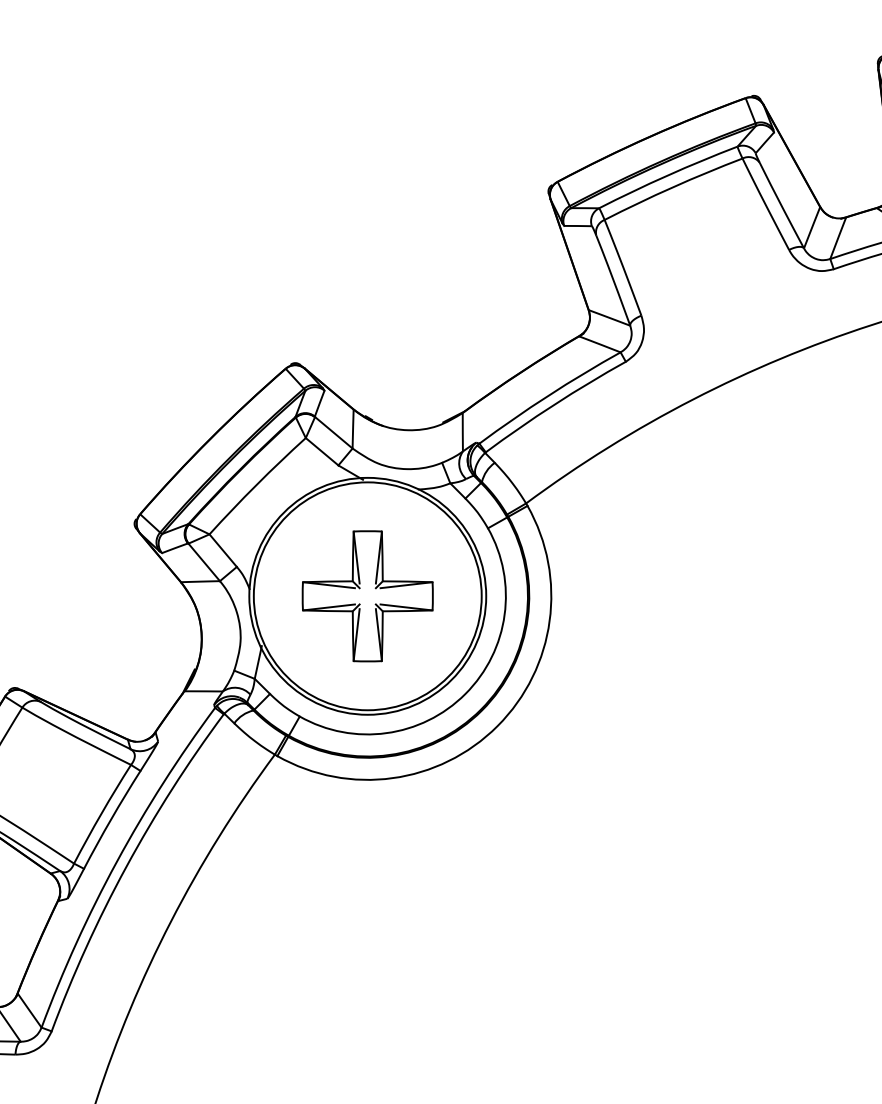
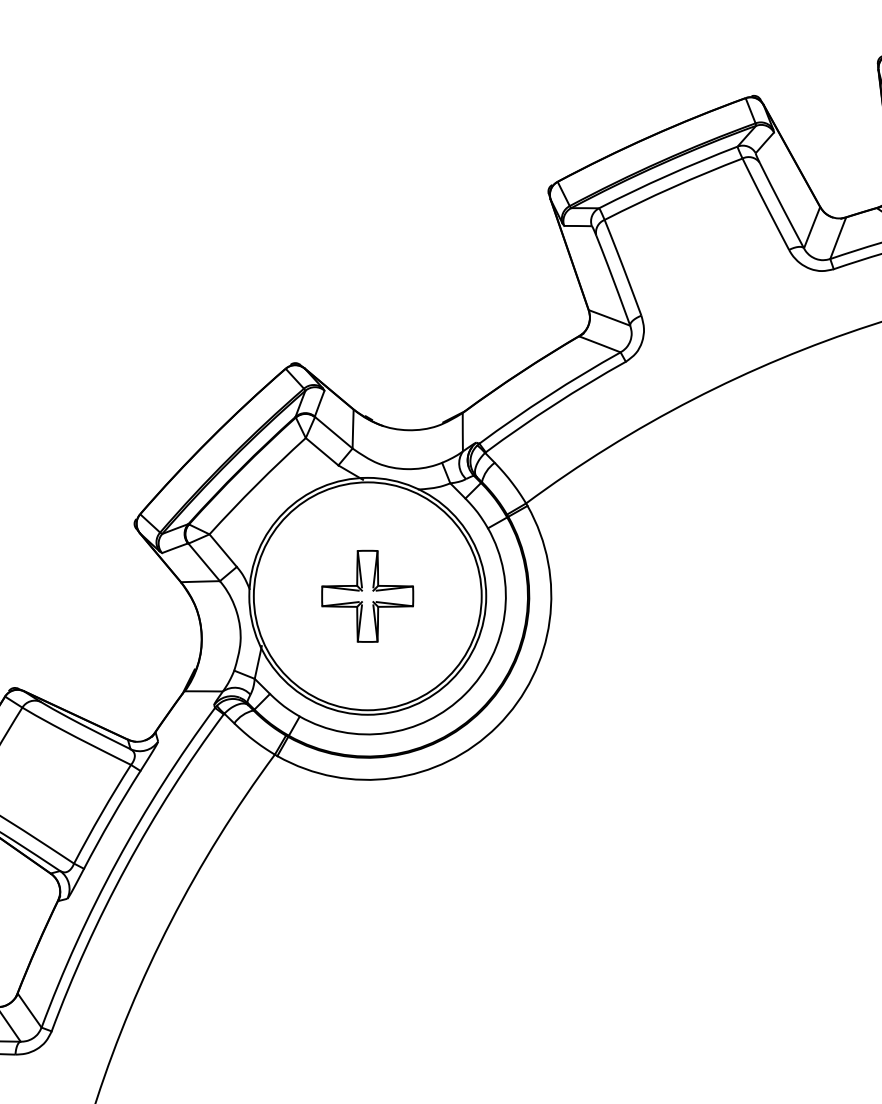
part size: 133x133 px -> 94x94 px (367, 595)
